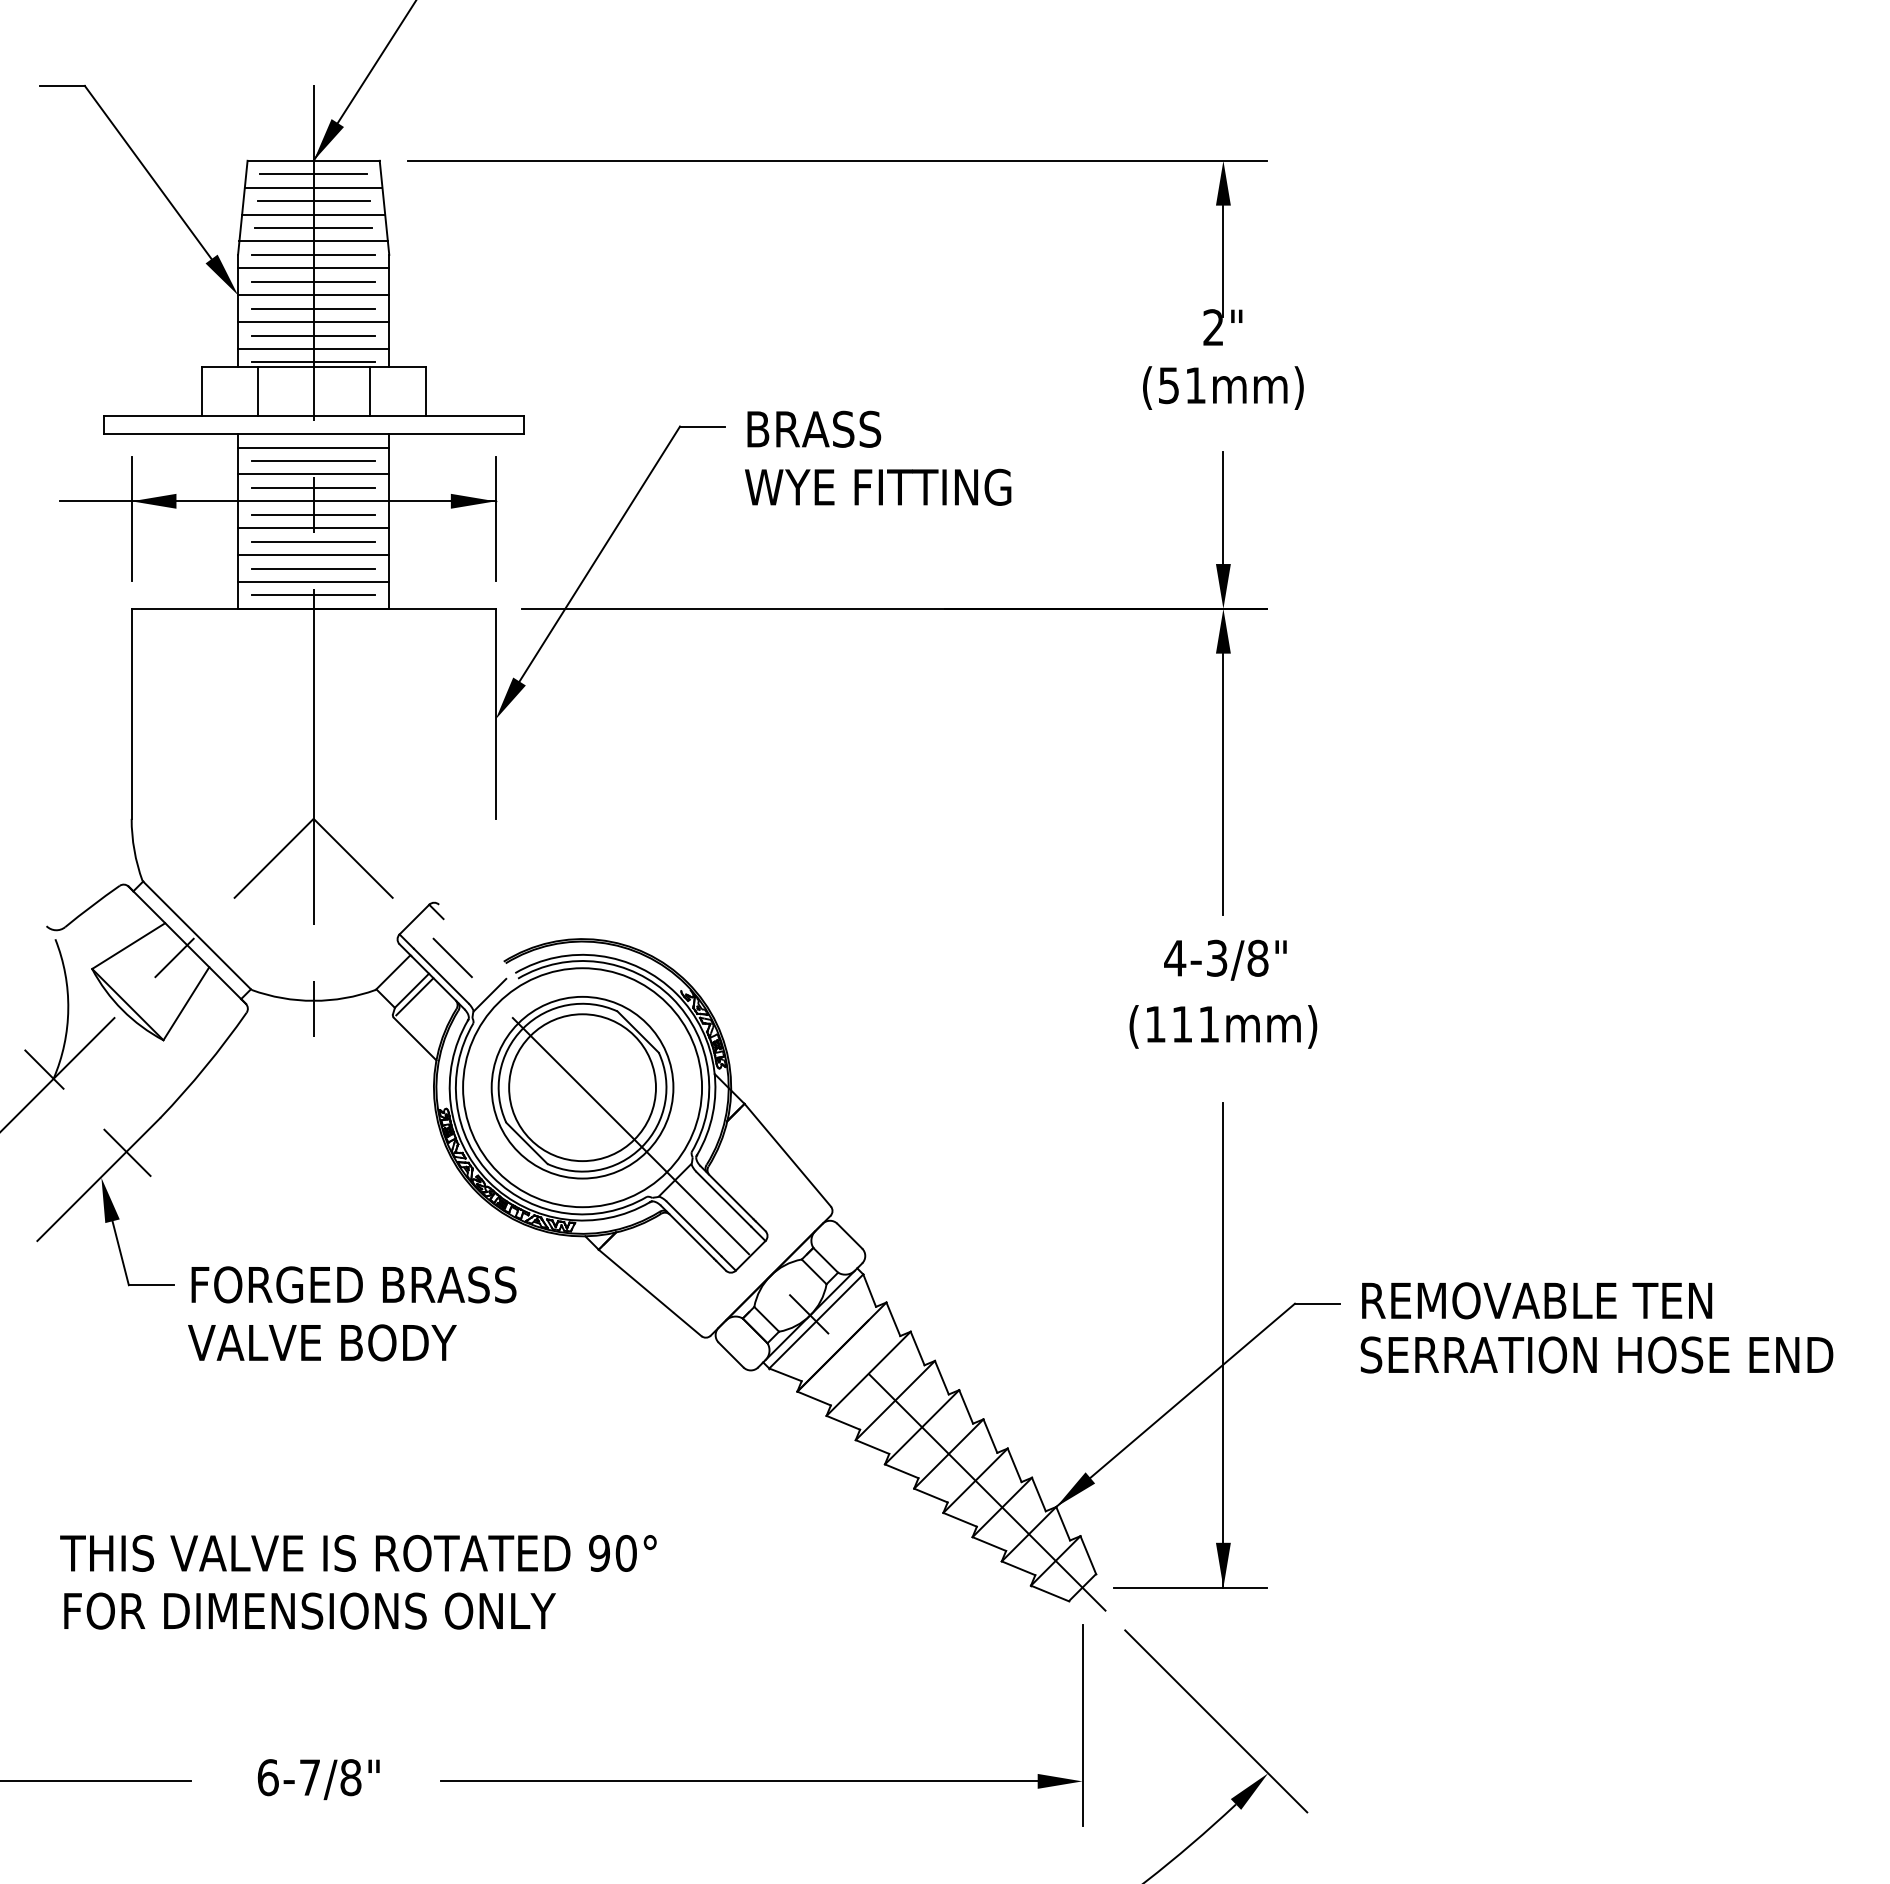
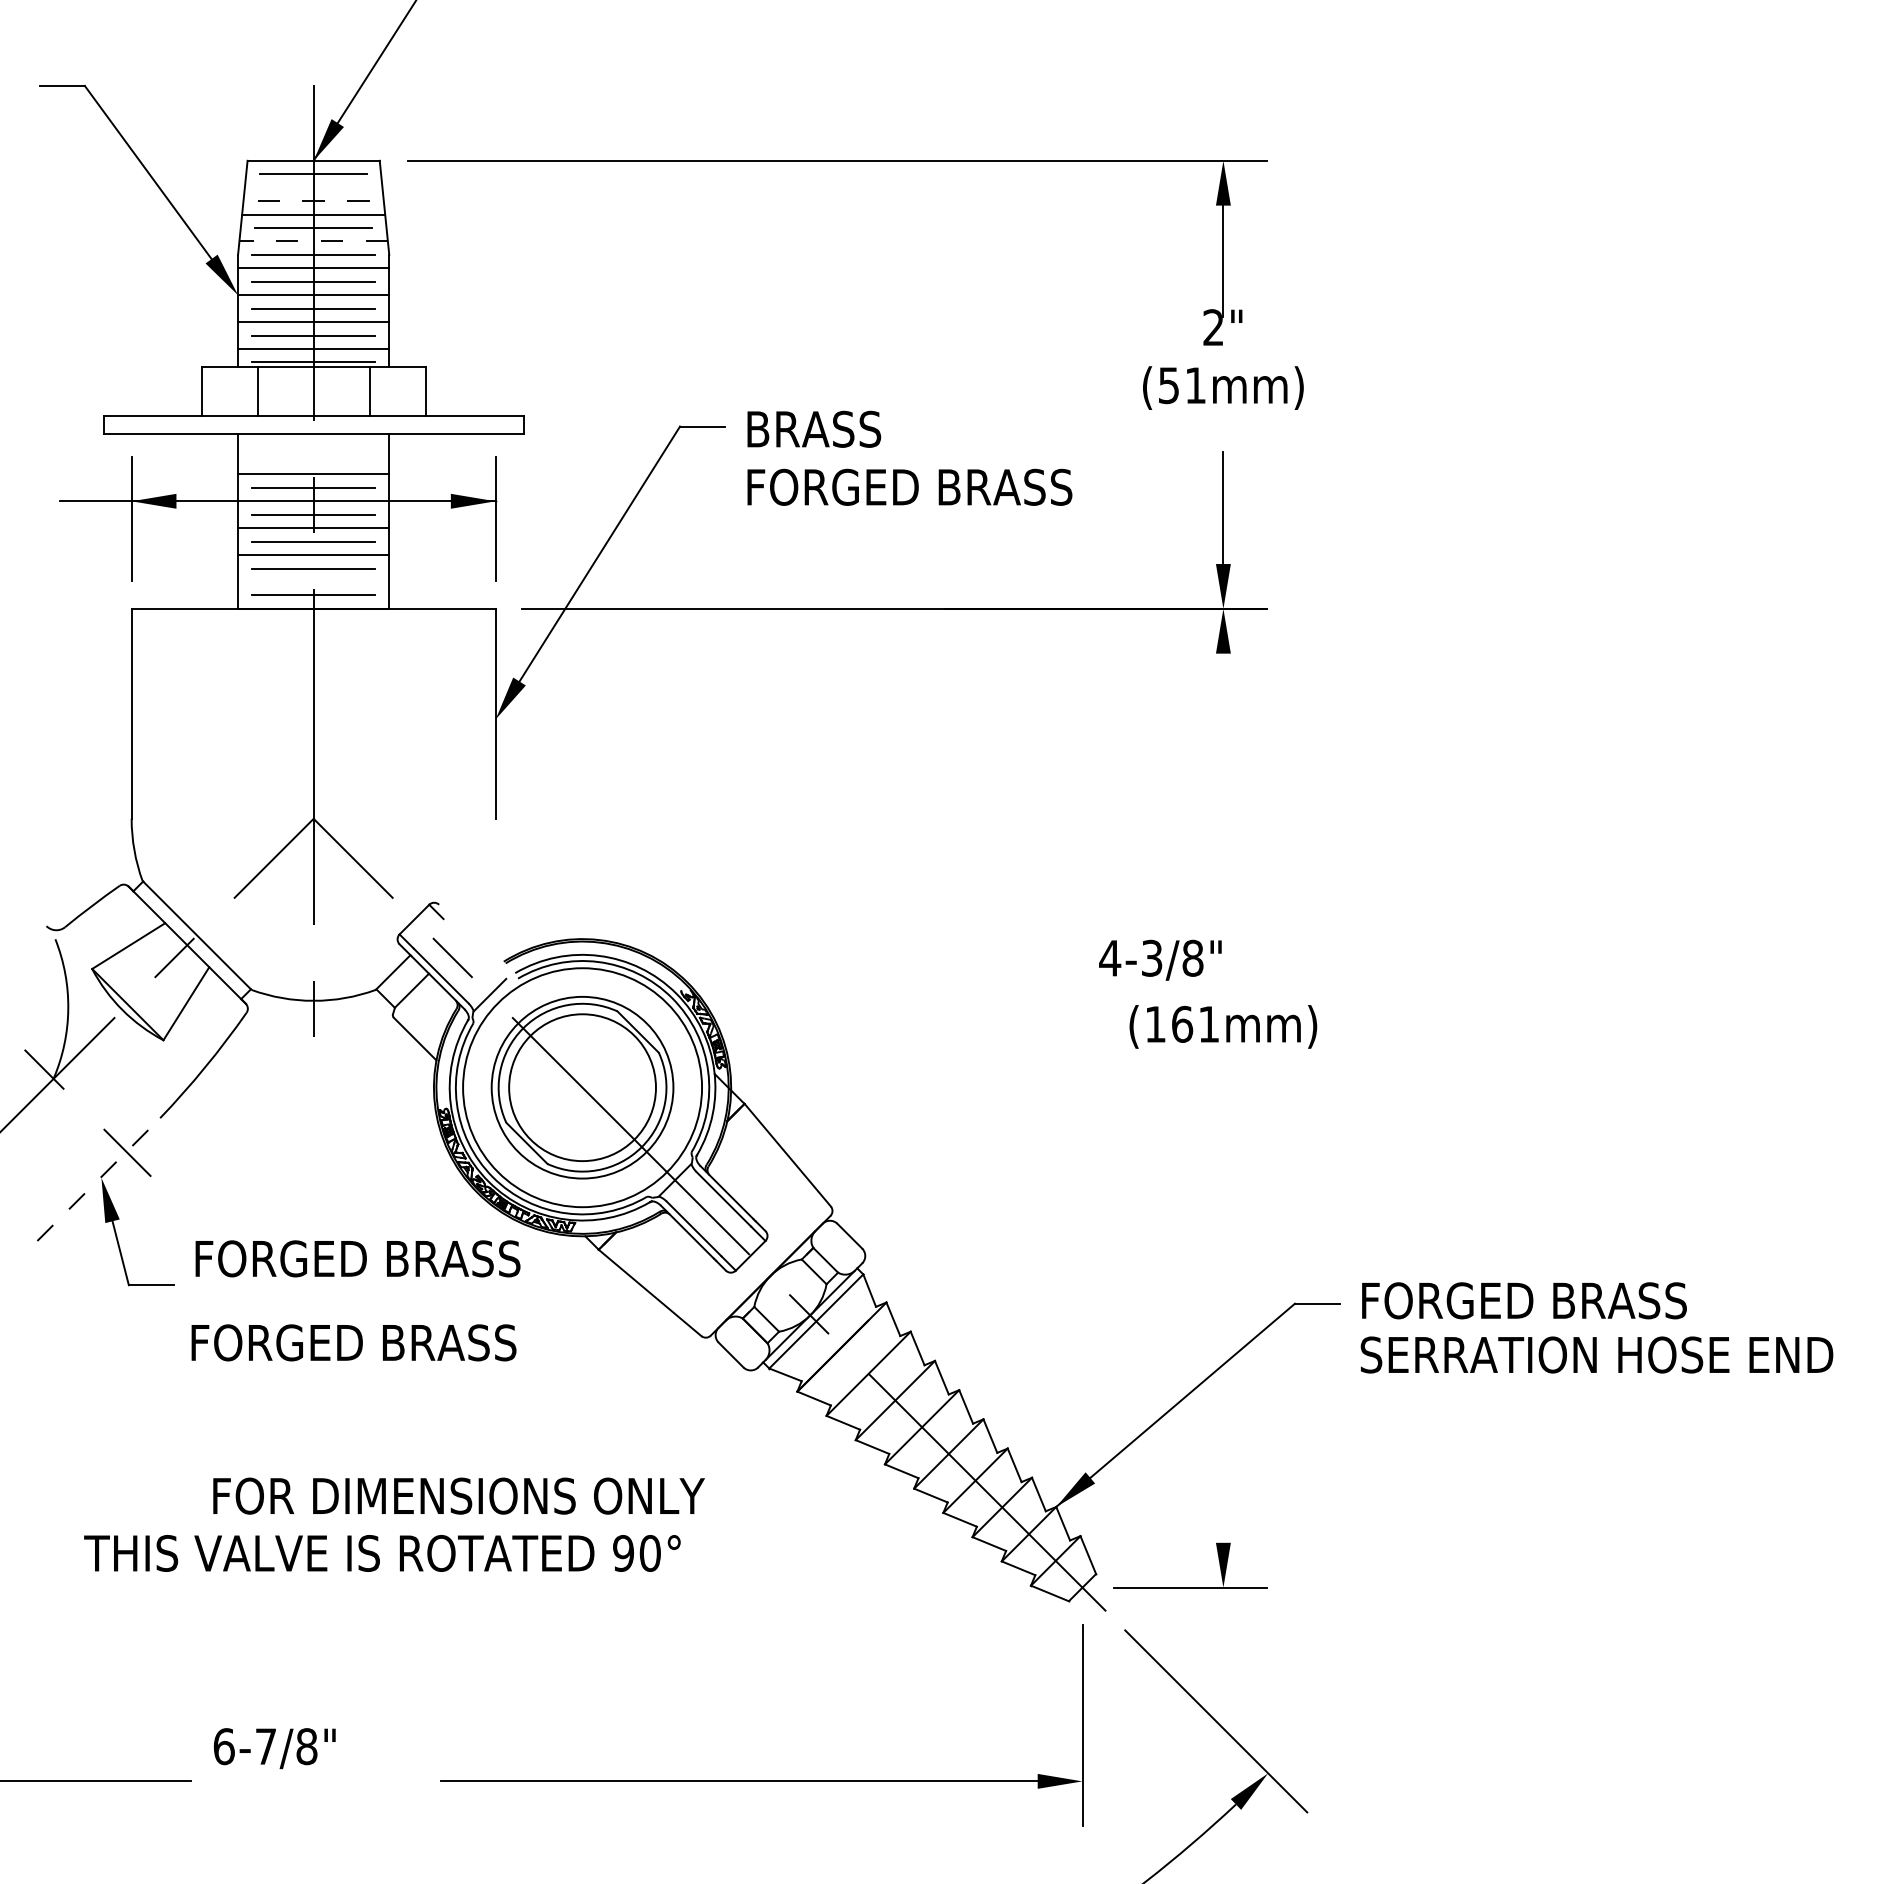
line: present -> none (313, 187)
line: solid -> dashed (313, 201)
line: solid -> dashed (313, 241)
line: present -> none (313, 447)
line: present -> none (313, 460)
text: WYE FITTING -> FORGED BRASS (908, 486)
line: present -> none (313, 581)
line: present -> none (1223, 784)
text position: (1225, 959) -> (1160, 959) (1160, 959)
line: present -> none (414, 996)
text: (111mm) -> (161mm) (1182, 1023)
line: solid -> dashed (98, 1179)
text position: (353, 1284) -> (357, 1258) (357, 1258)
text: REMOVABLE TEN -> FORGED BRASS (1539, 1300)
text: VALVE BODY -> FORGED BRASS (352, 1342)
line: present -> none (1223, 1345)
text position: (358, 1553) -> (382, 1553) (382, 1553)
text position: (309, 1610) -> (458, 1495) (458, 1495)
text position: (318, 1779) -> (274, 1748) (274, 1748)
